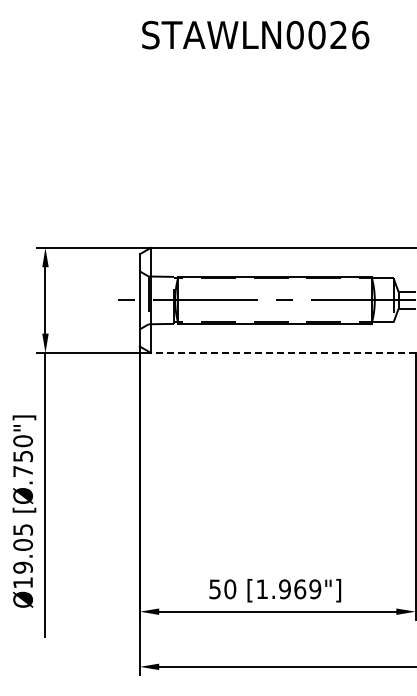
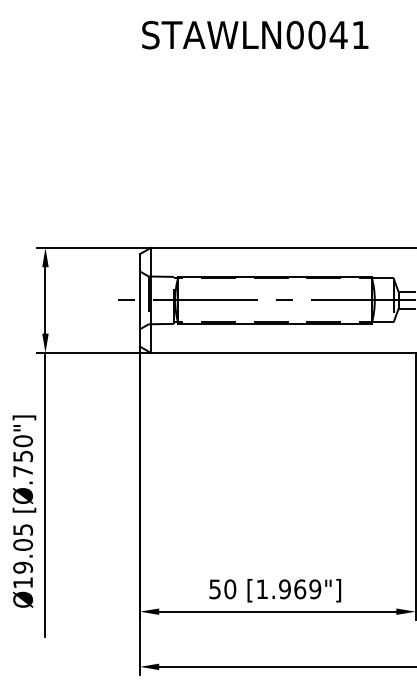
text: STAWLN0026 -> STAWLN0041 (349, 34)
line: dashed -> solid (282, 352)
